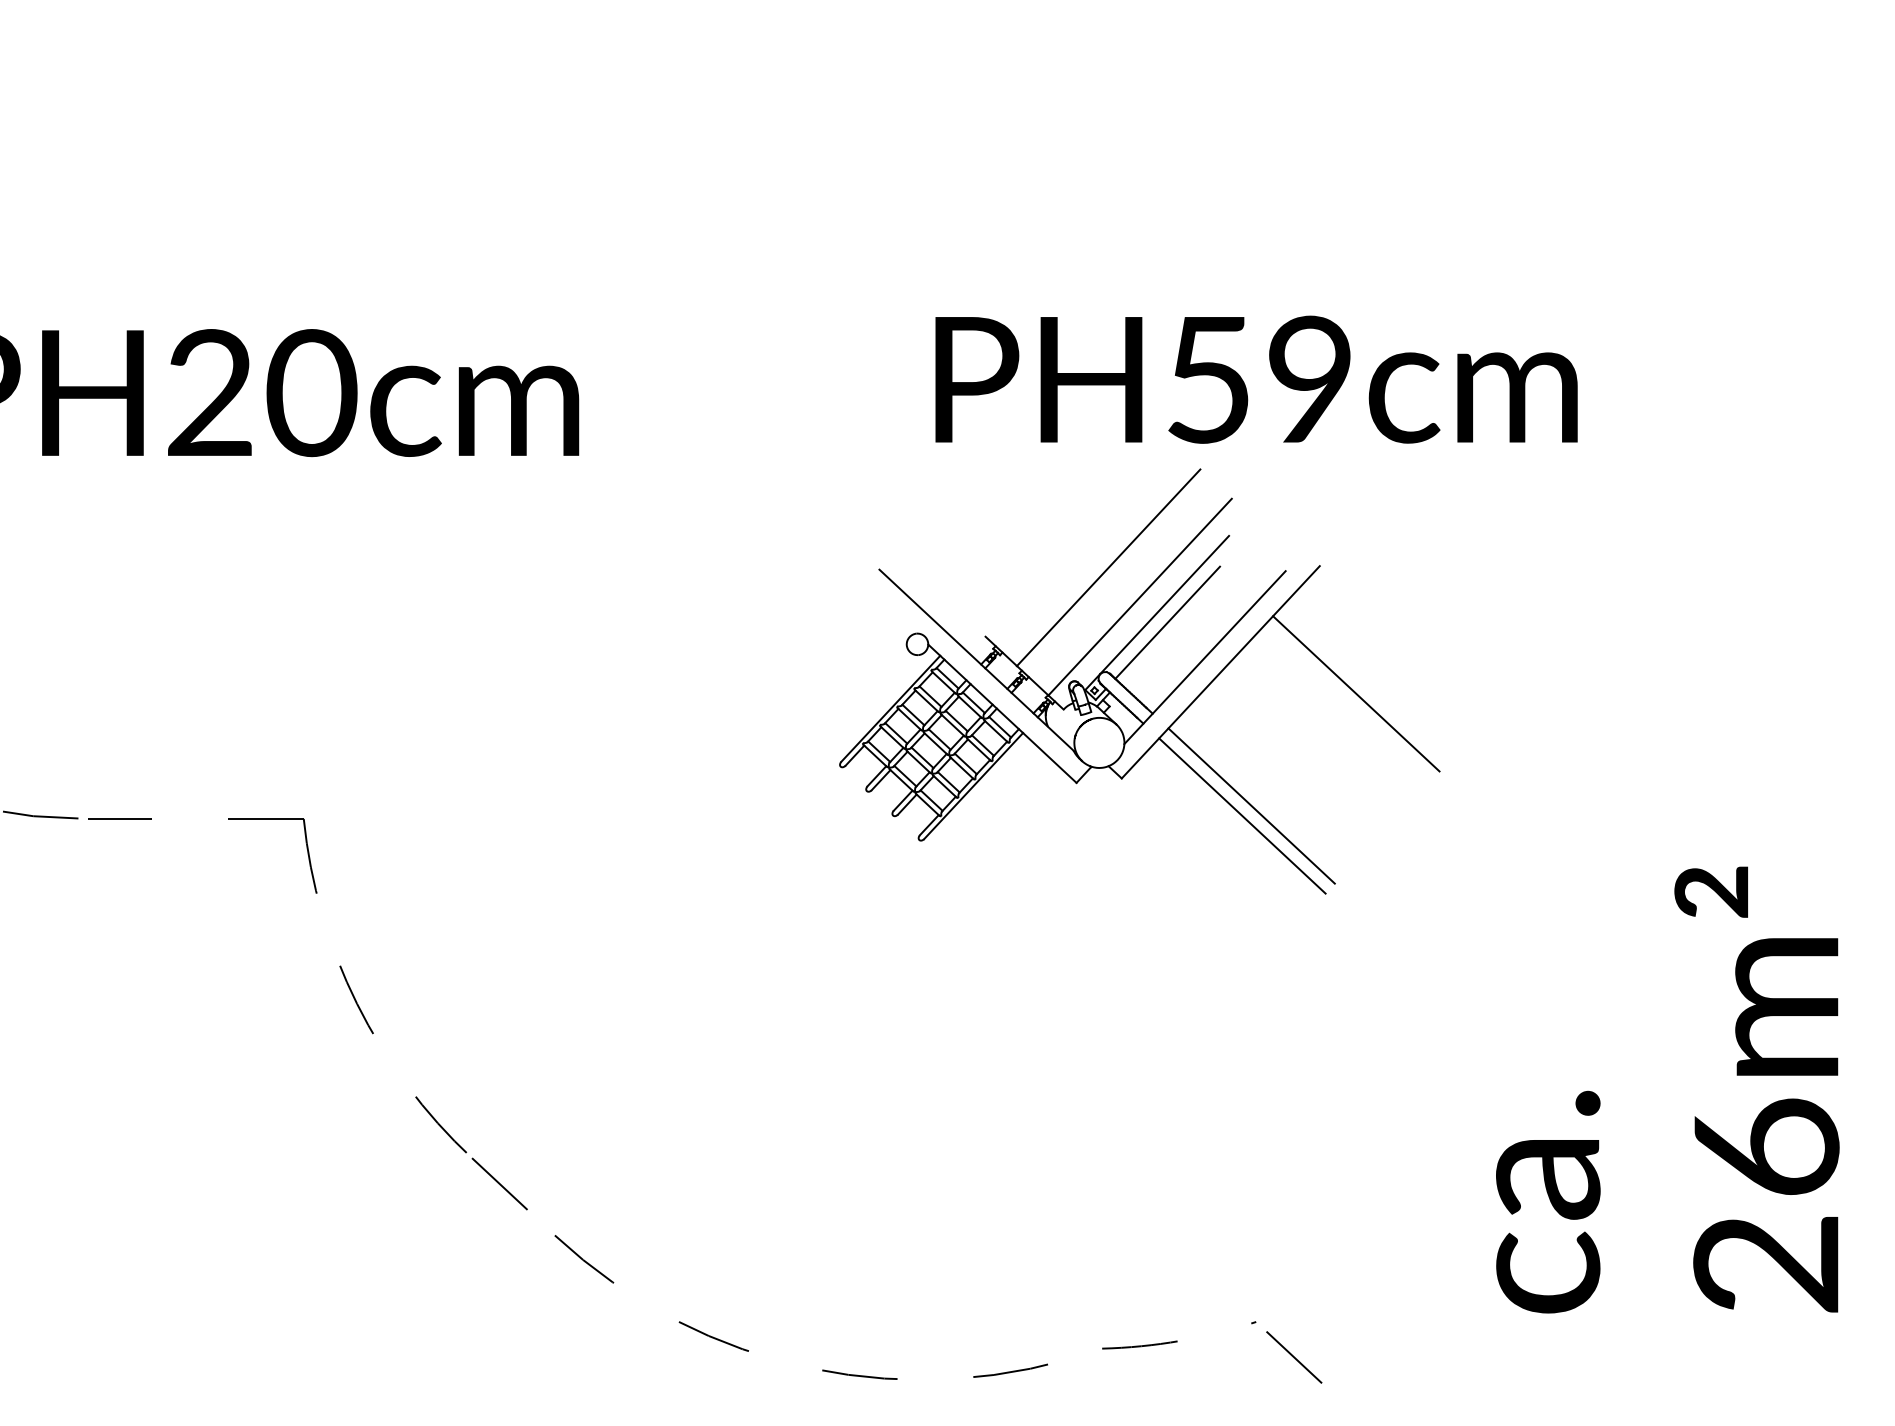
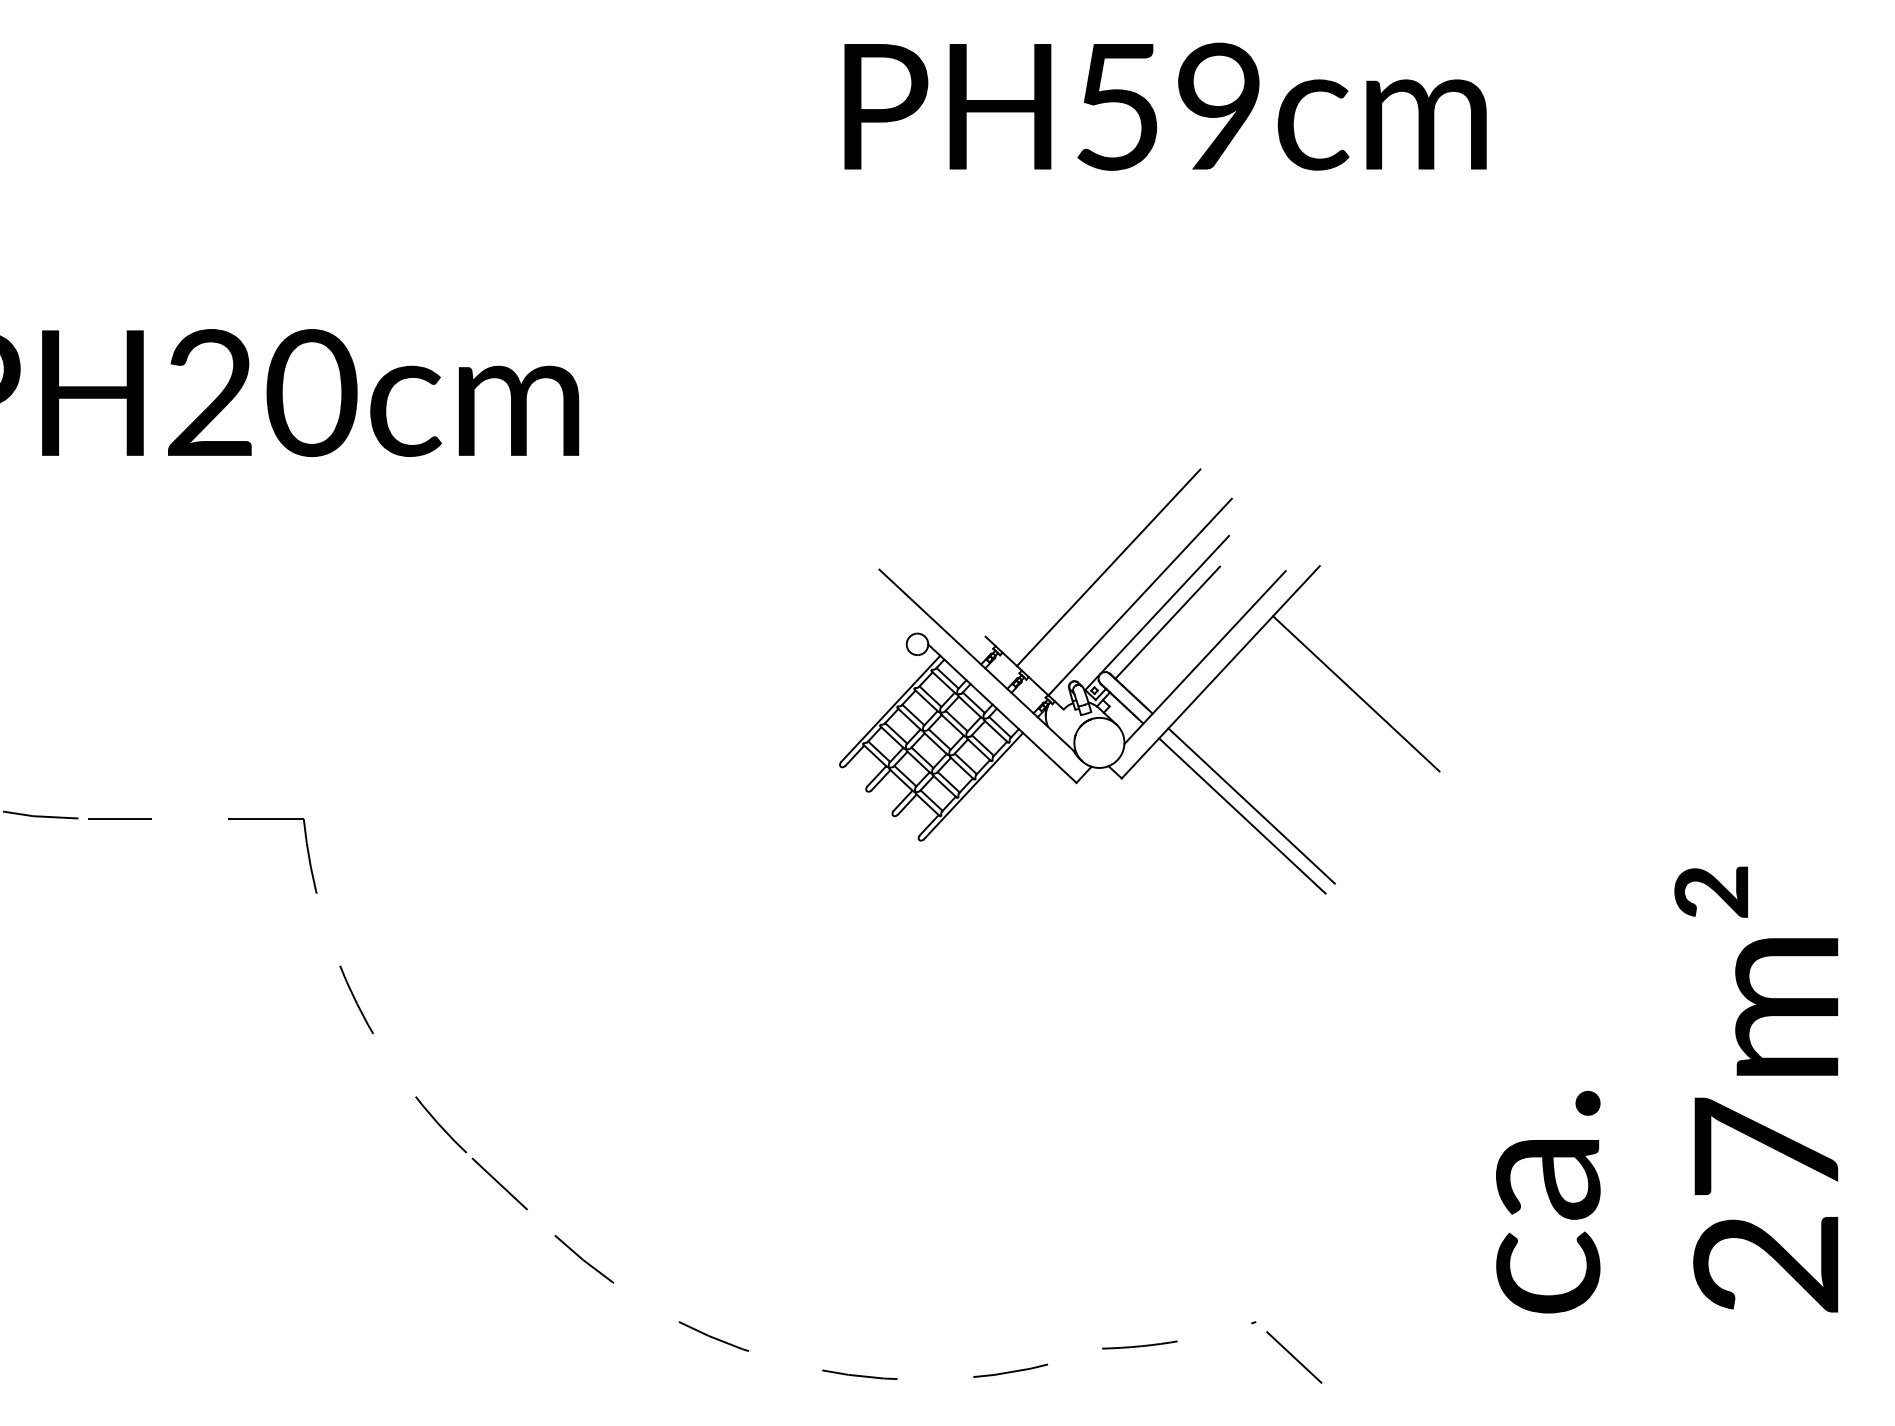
text position: (1256, 379) -> (1165, 106) (1165, 106)
text: 26m² -> 27m² (1766, 1146)
